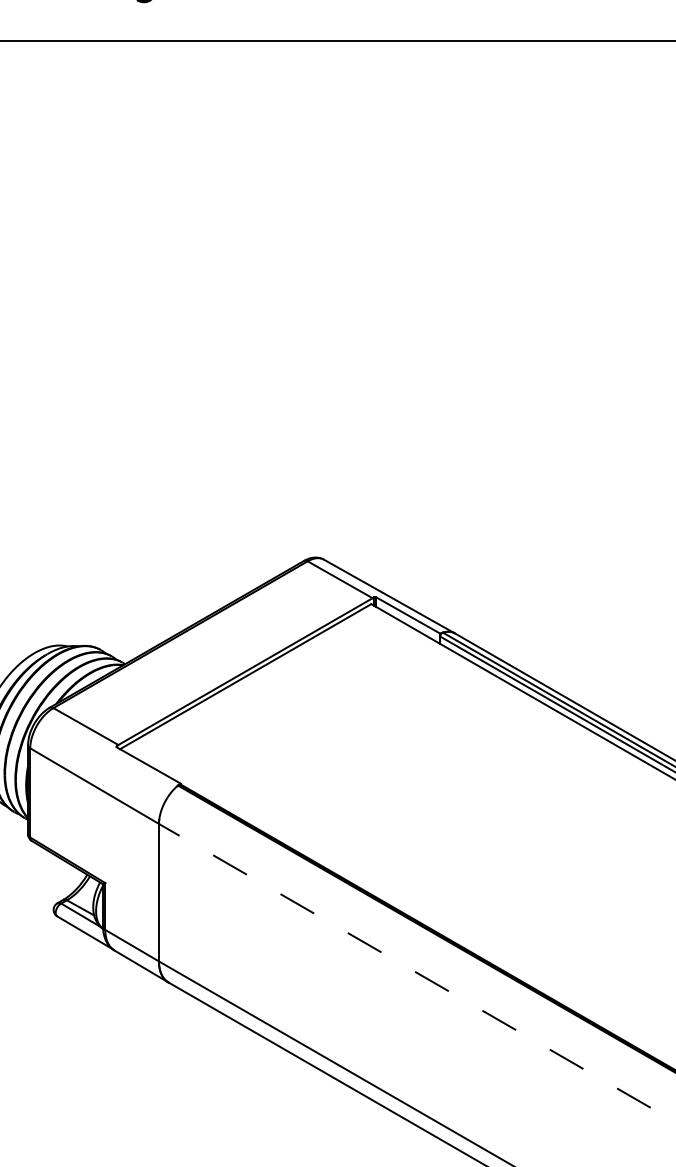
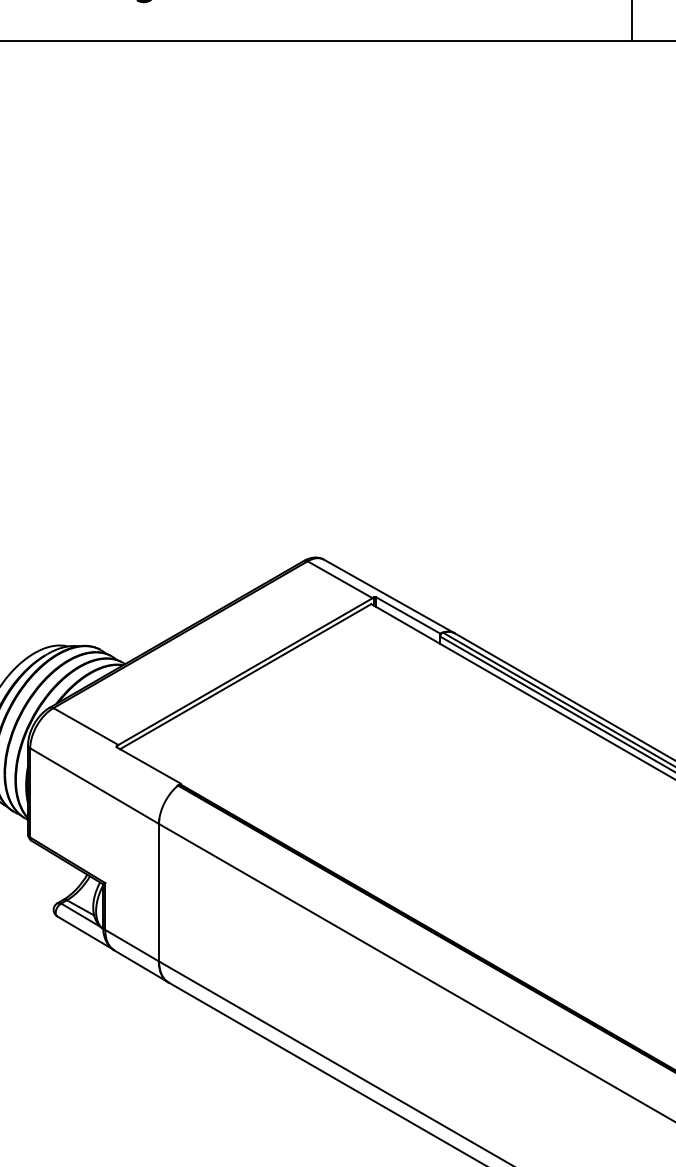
line: none -> present (631, 21)
line: dashed -> solid (416, 972)
